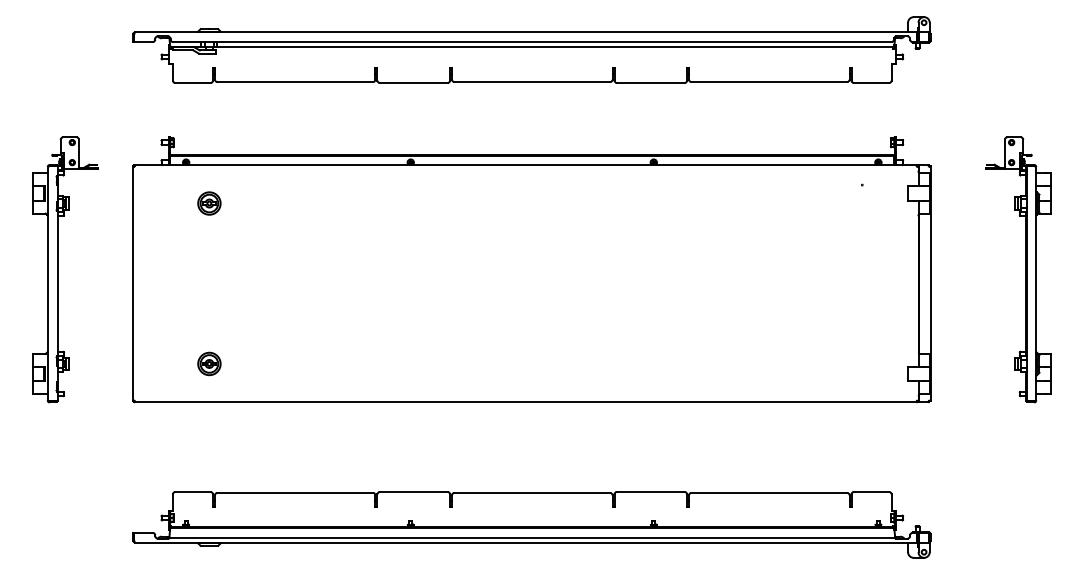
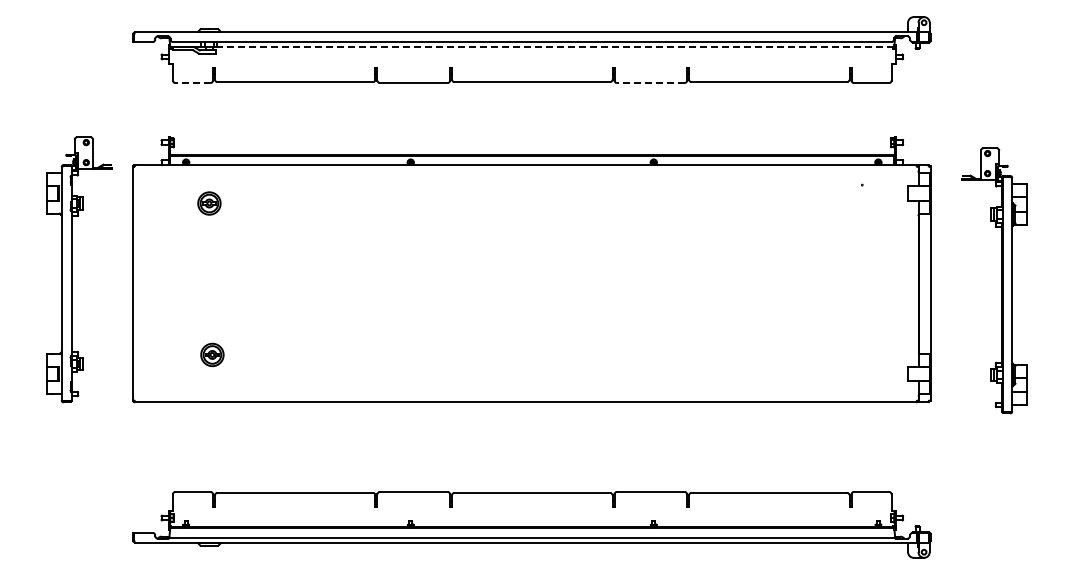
line: solid -> dashed (555, 46)
line: solid -> dashed (192, 83)
line: solid -> dashed (650, 83)
part position: (58, 269) -> (72, 269) (72, 269)
part position: (1025, 269) -> (1001, 280) (1001, 280)
part position: (209, 363) -> (212, 354) (212, 354)
